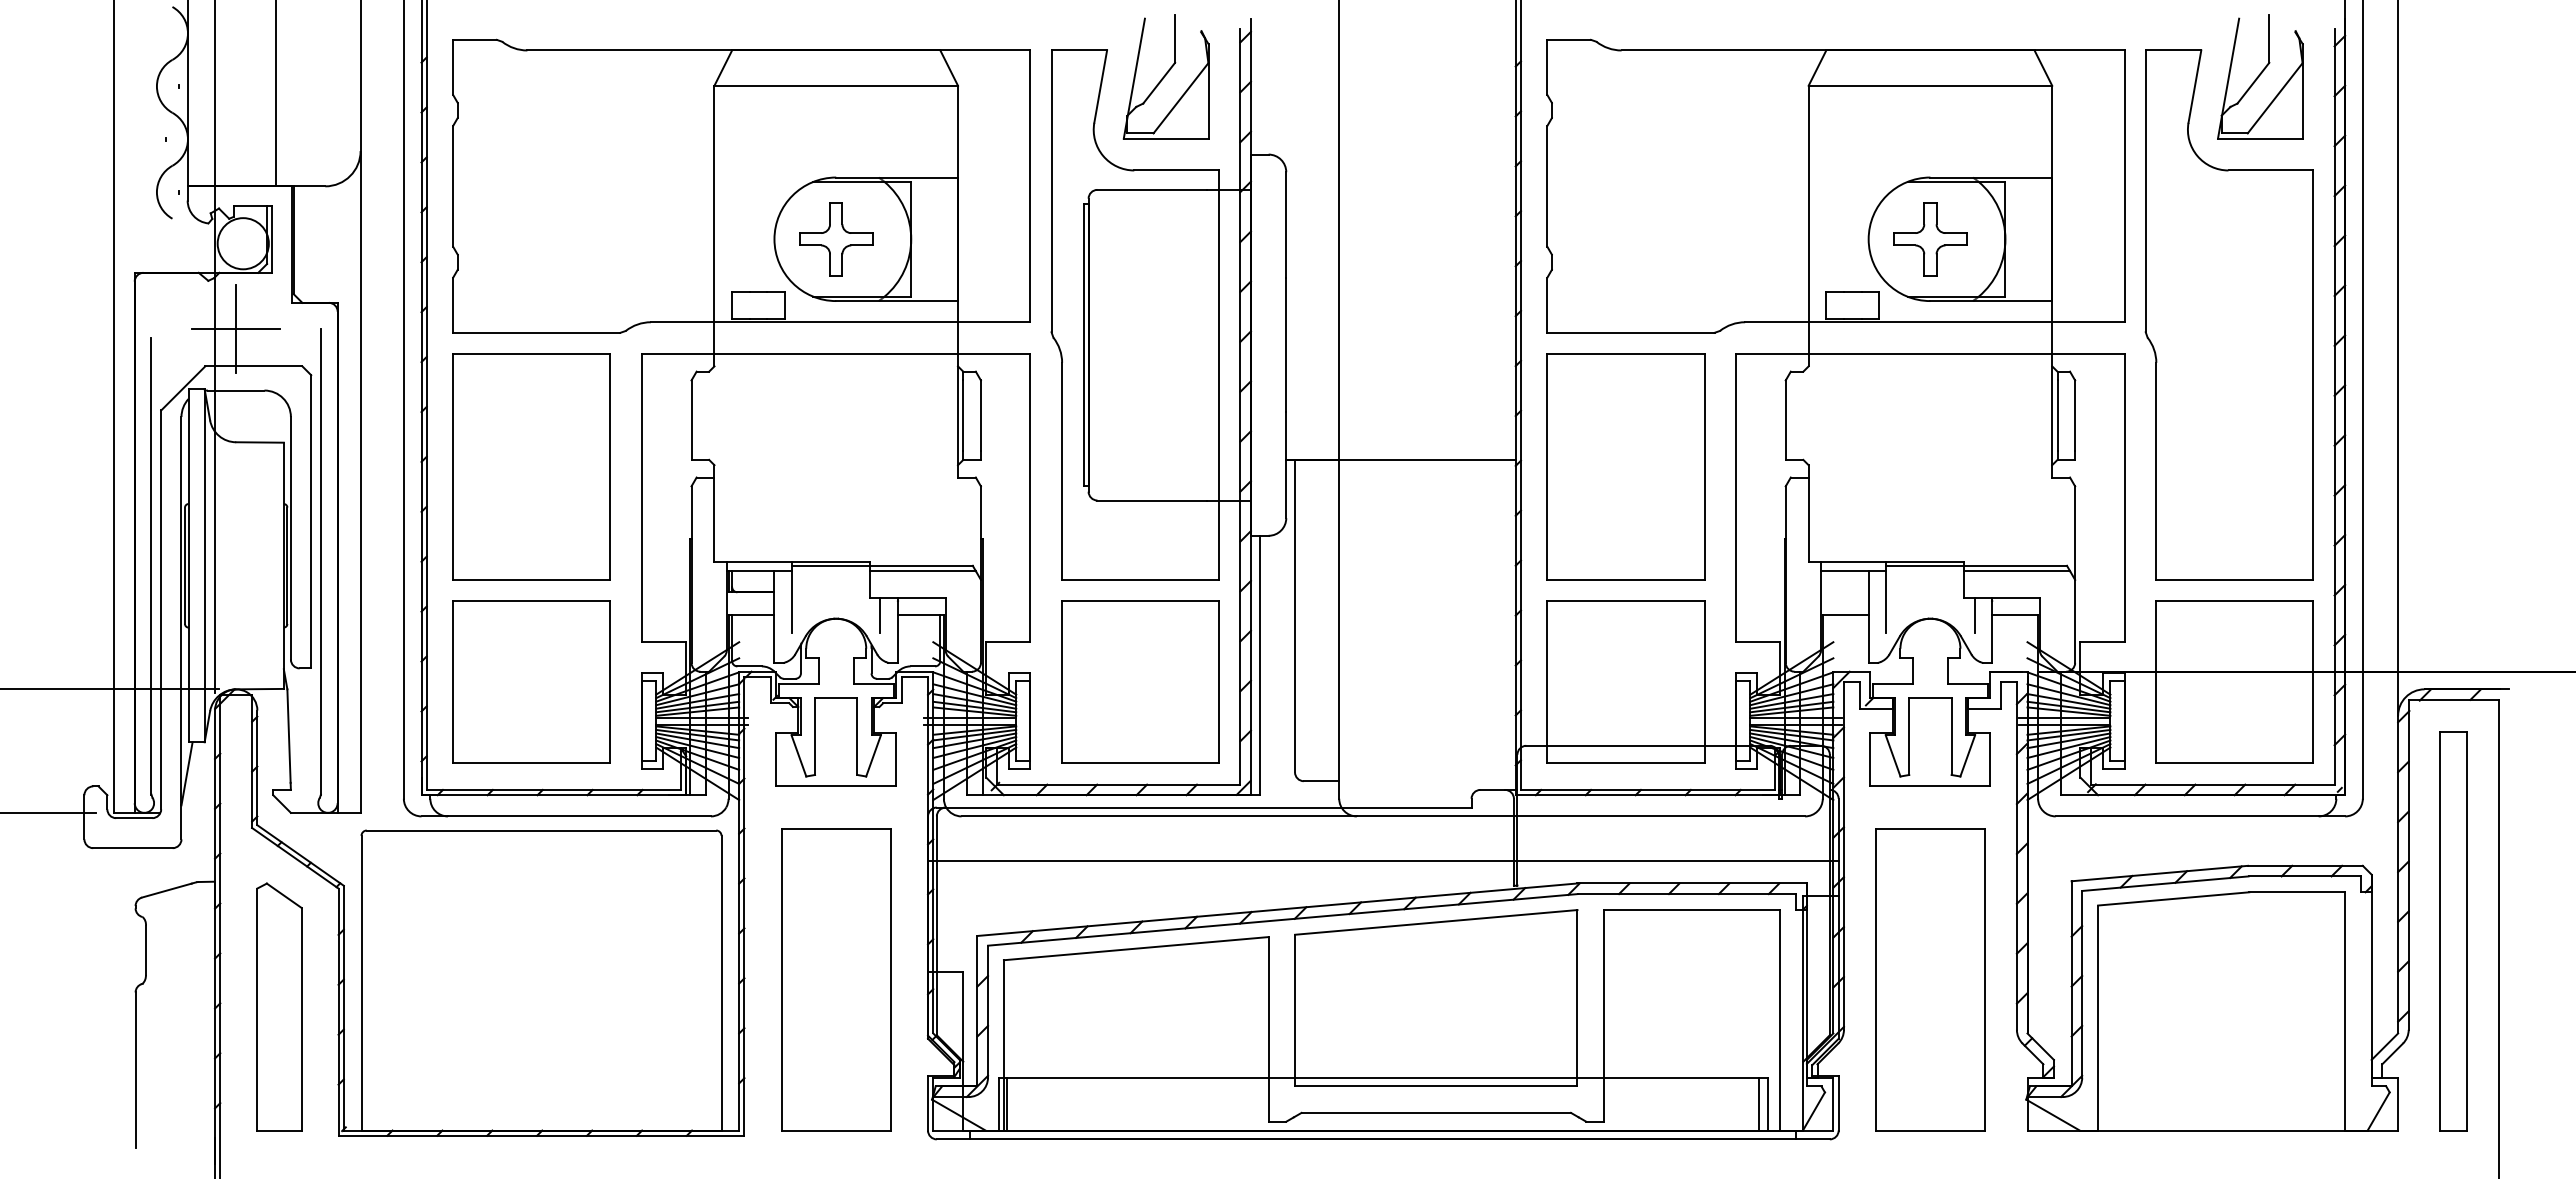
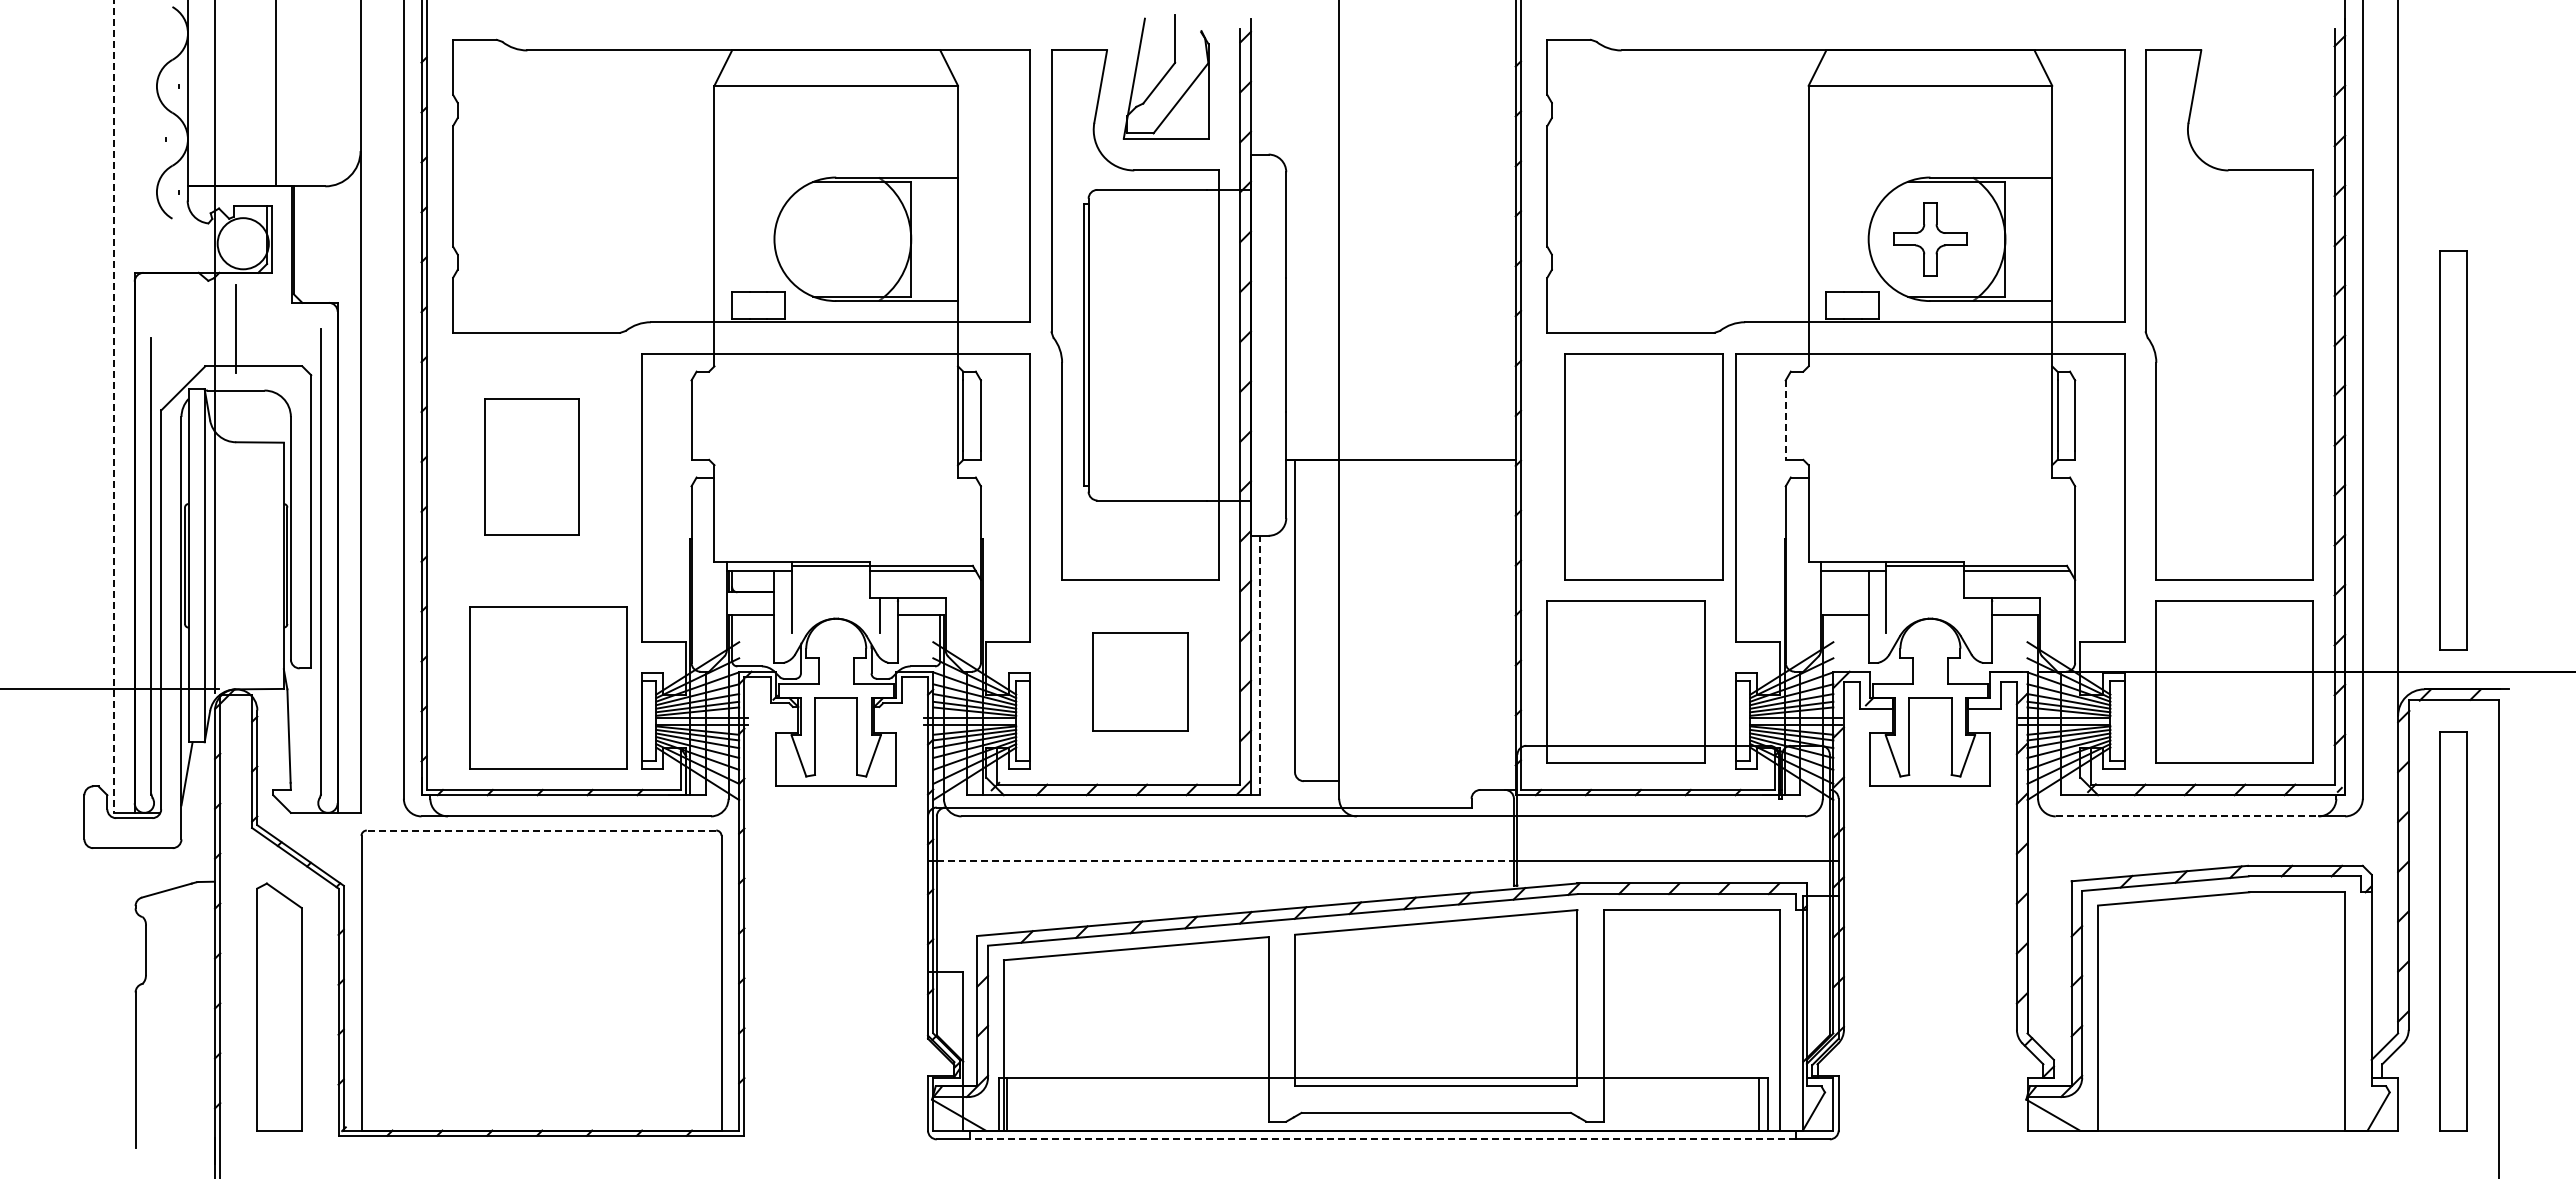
part: present -> none (2260, 76)
part: present -> none (836, 239)
line: present -> none (236, 329)
line: solid -> dashed (113, 406)
line: solid -> dashed (1785, 420)
part: none -> present (2453, 450)
part size: 159x228 px -> 96x138 px (531, 466)
part position: (1625, 466) -> (1643, 466) (1643, 466)
line: present -> none (1974, 614)
line: solid -> dashed (1259, 665)
part position: (531, 681) -> (548, 687) (548, 687)
part size: 159x164 px -> 97x100 px (1140, 681)
line: present -> none (48, 812)
line: solid -> dashed (2187, 816)
line: solid -> dashed (541, 830)
line: solid -> dashed (1225, 860)
part: present -> none (836, 979)
part: present -> none (1930, 979)
line: solid -> dashed (1383, 1139)
